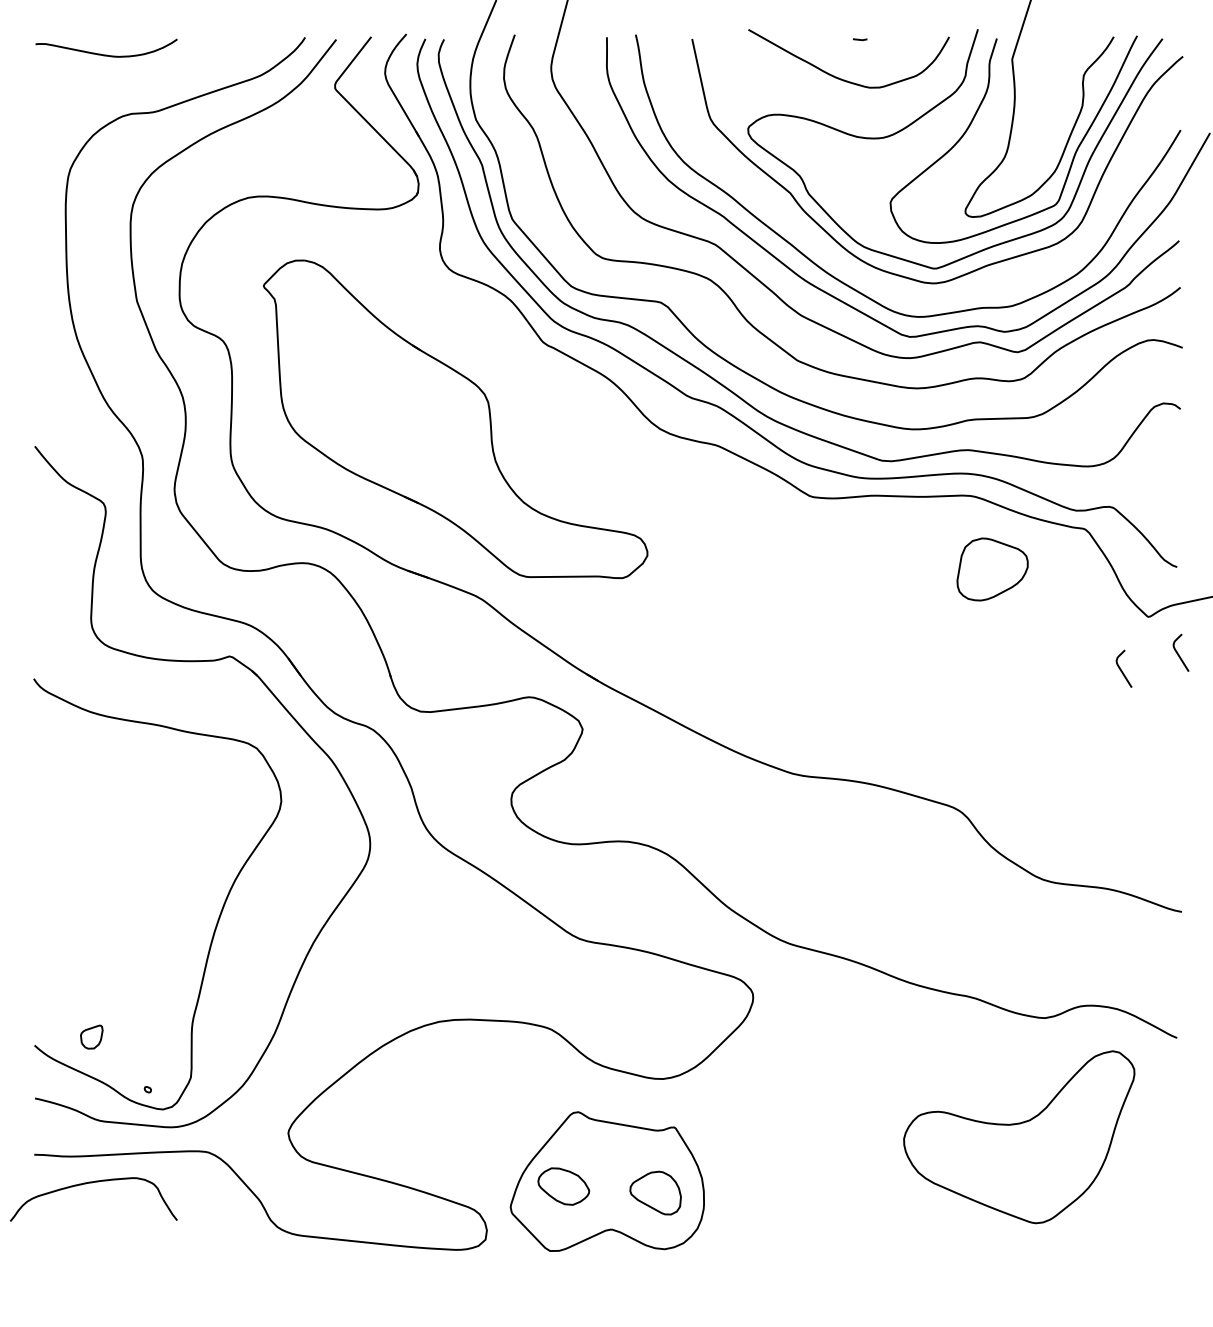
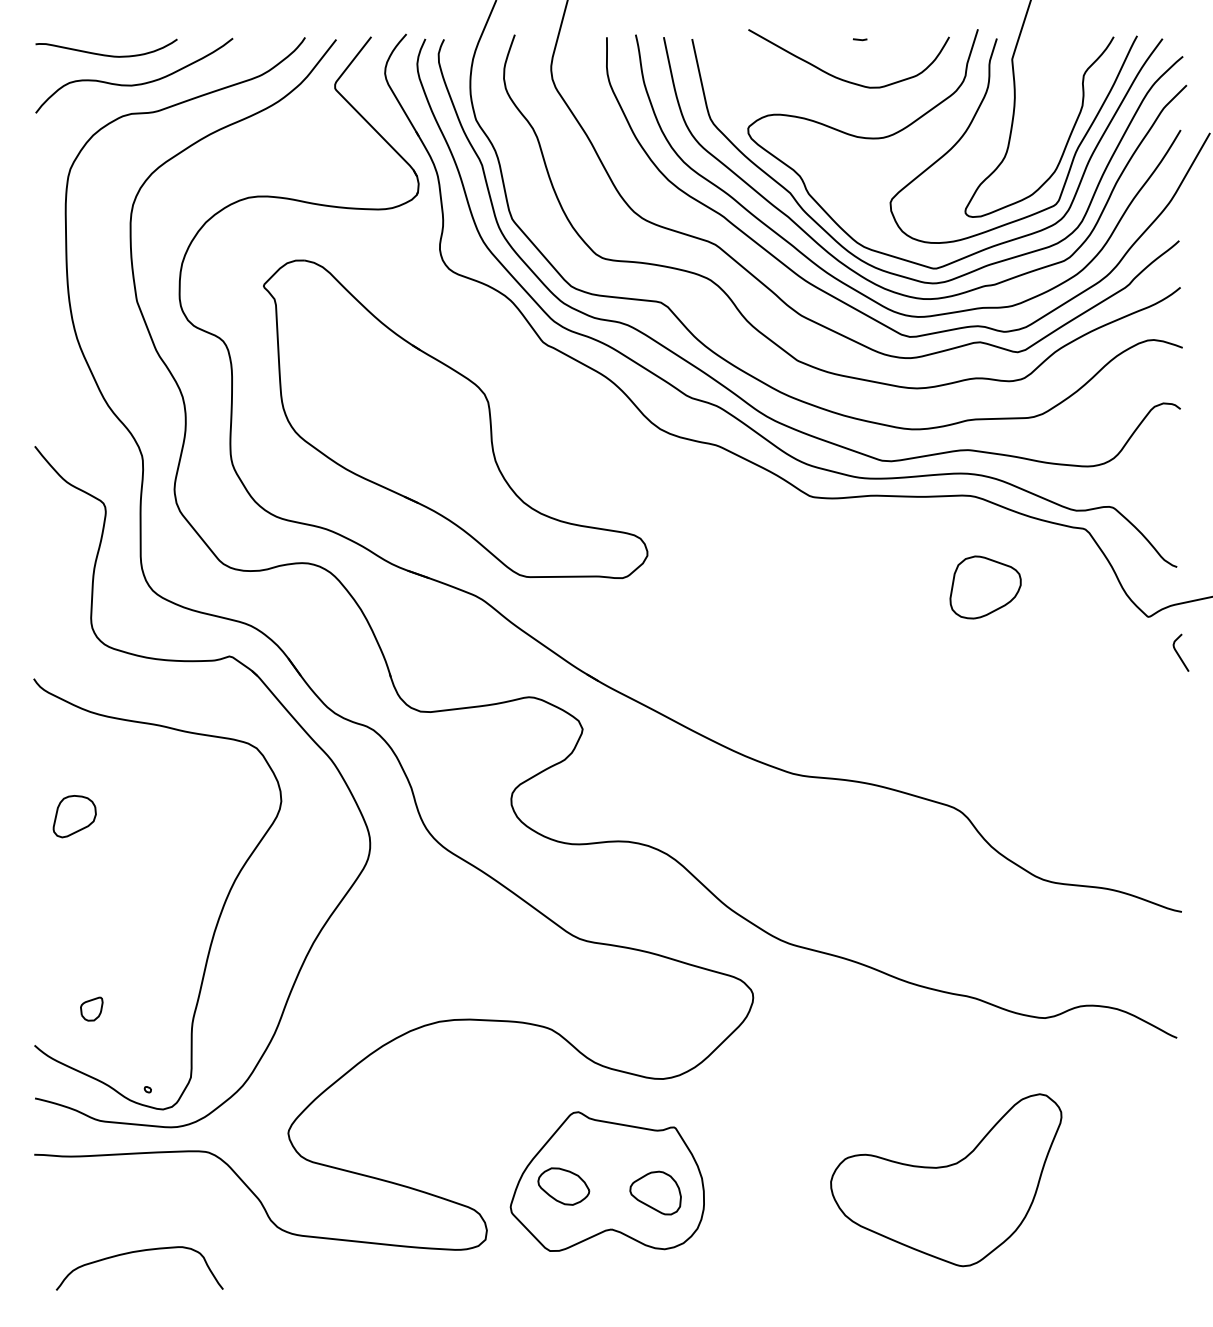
curve: none -> present (137, 83)
curve: none -> present (859, 273)
part position: (992, 569) -> (985, 587) (985, 587)
curve: present -> none (1121, 669)
part: none -> present (74, 816)
part position: (91, 1036) -> (91, 1008) (91, 1008)
part position: (1019, 1137) -> (946, 1180) (946, 1180)
curve position: (92, 1183) -> (138, 1252) (138, 1252)
